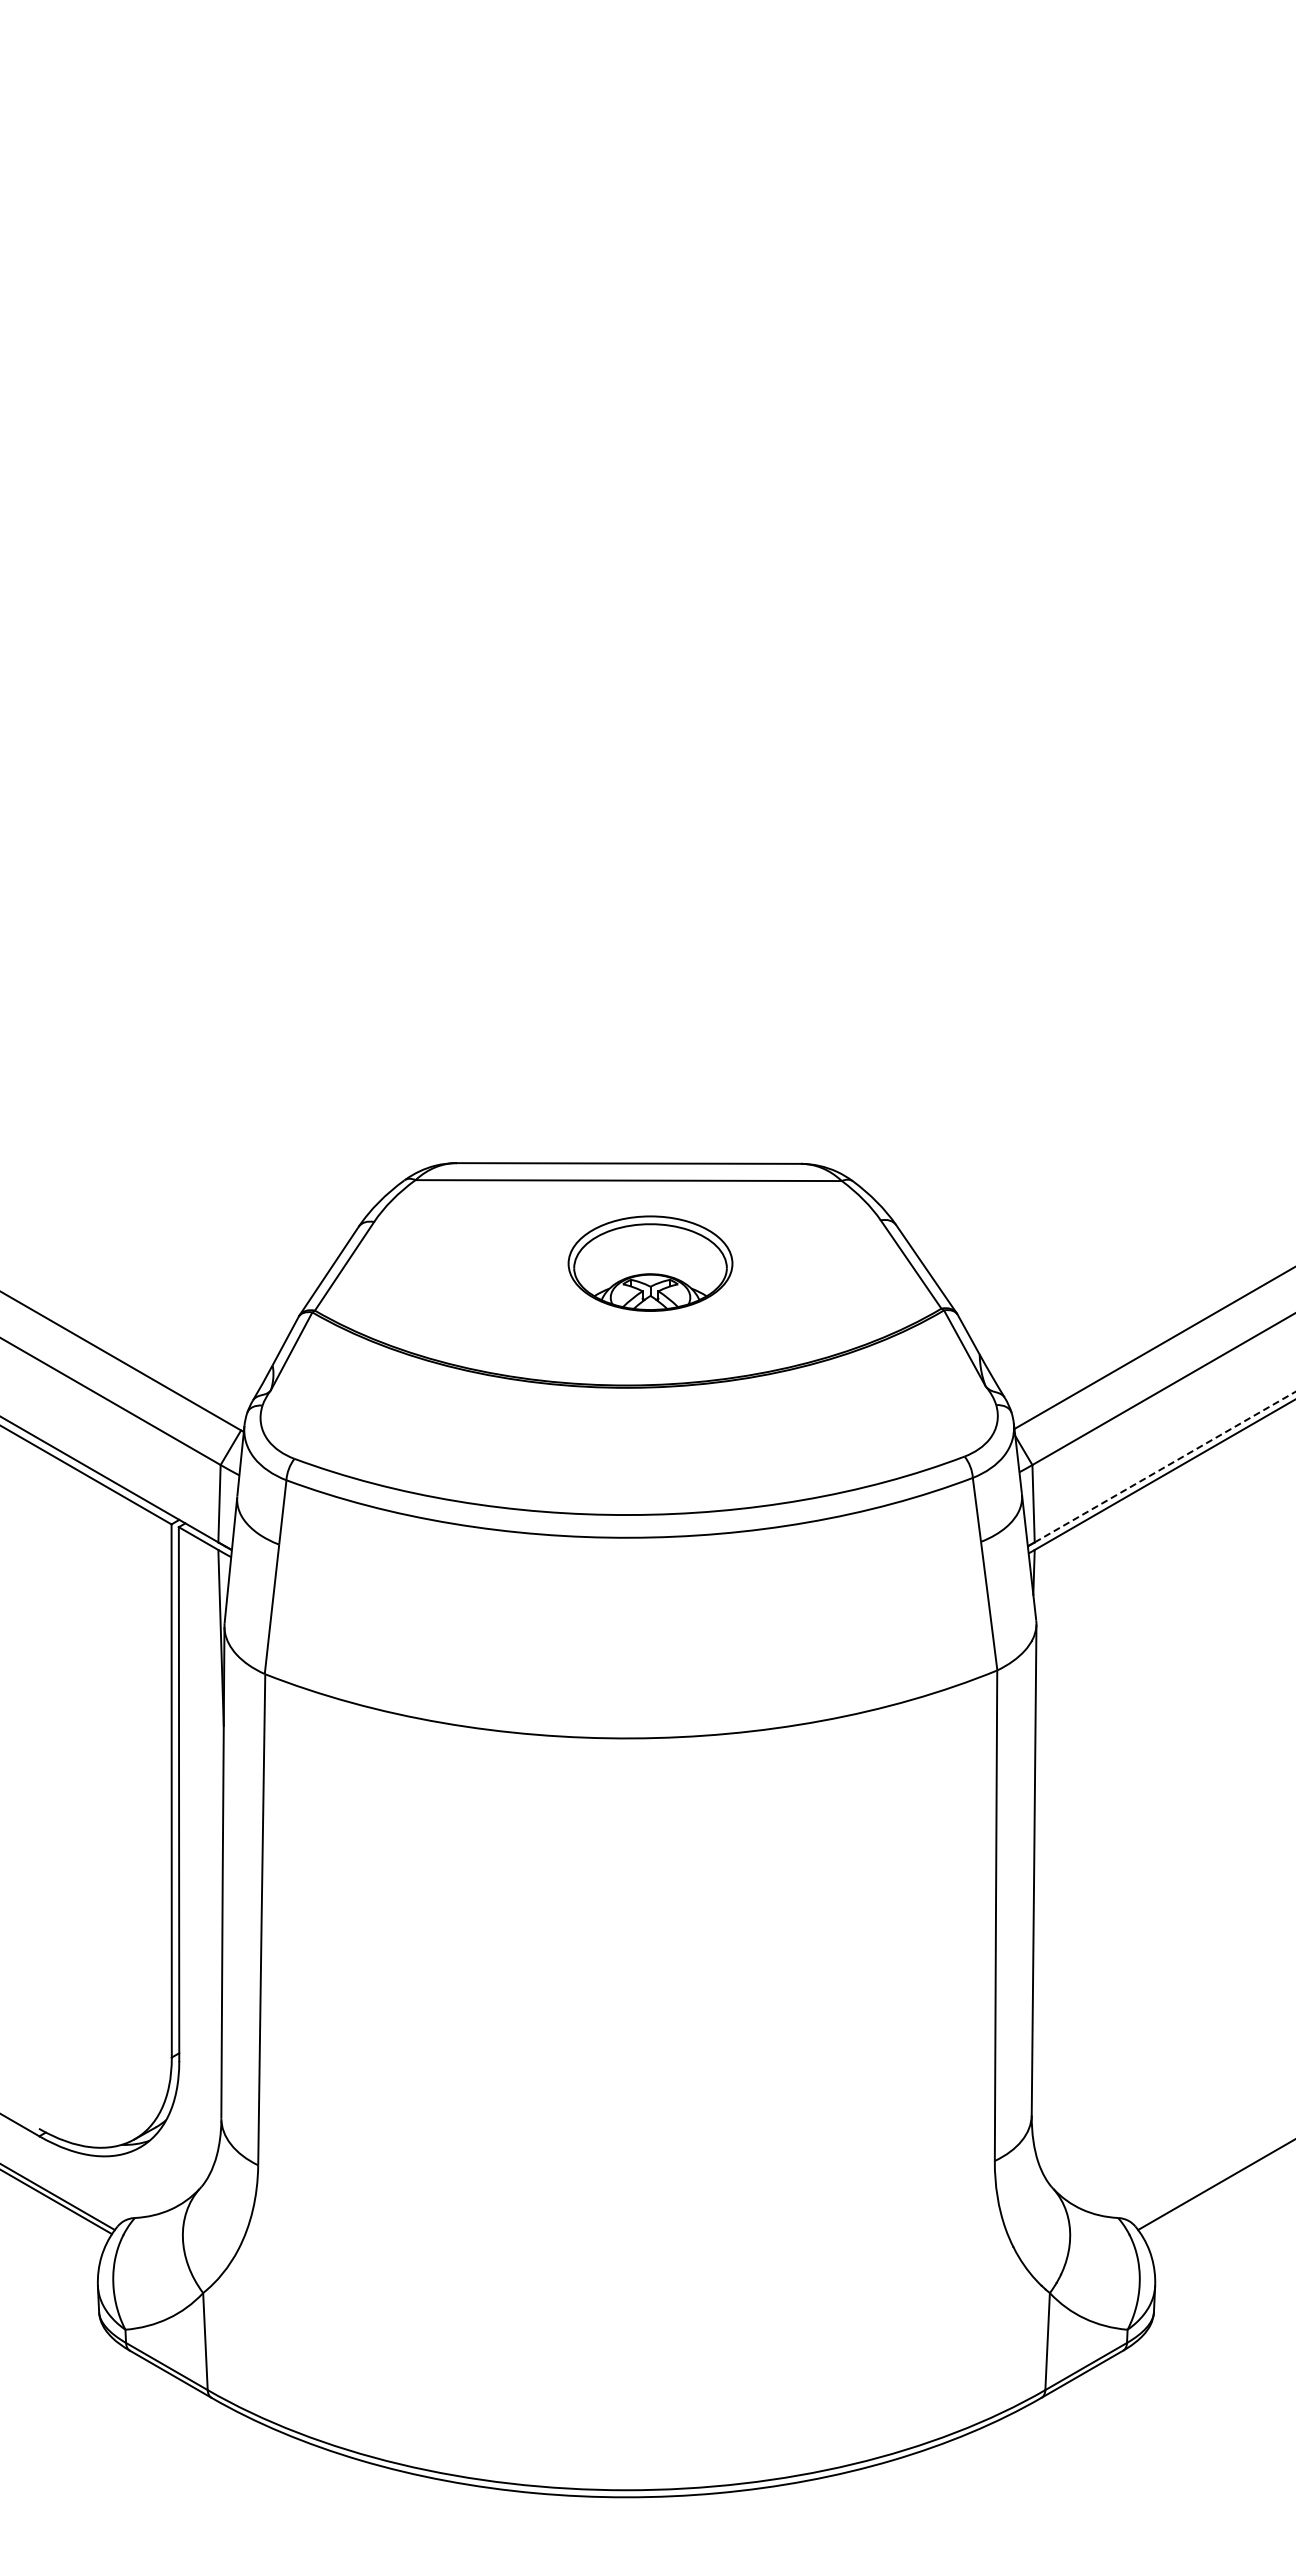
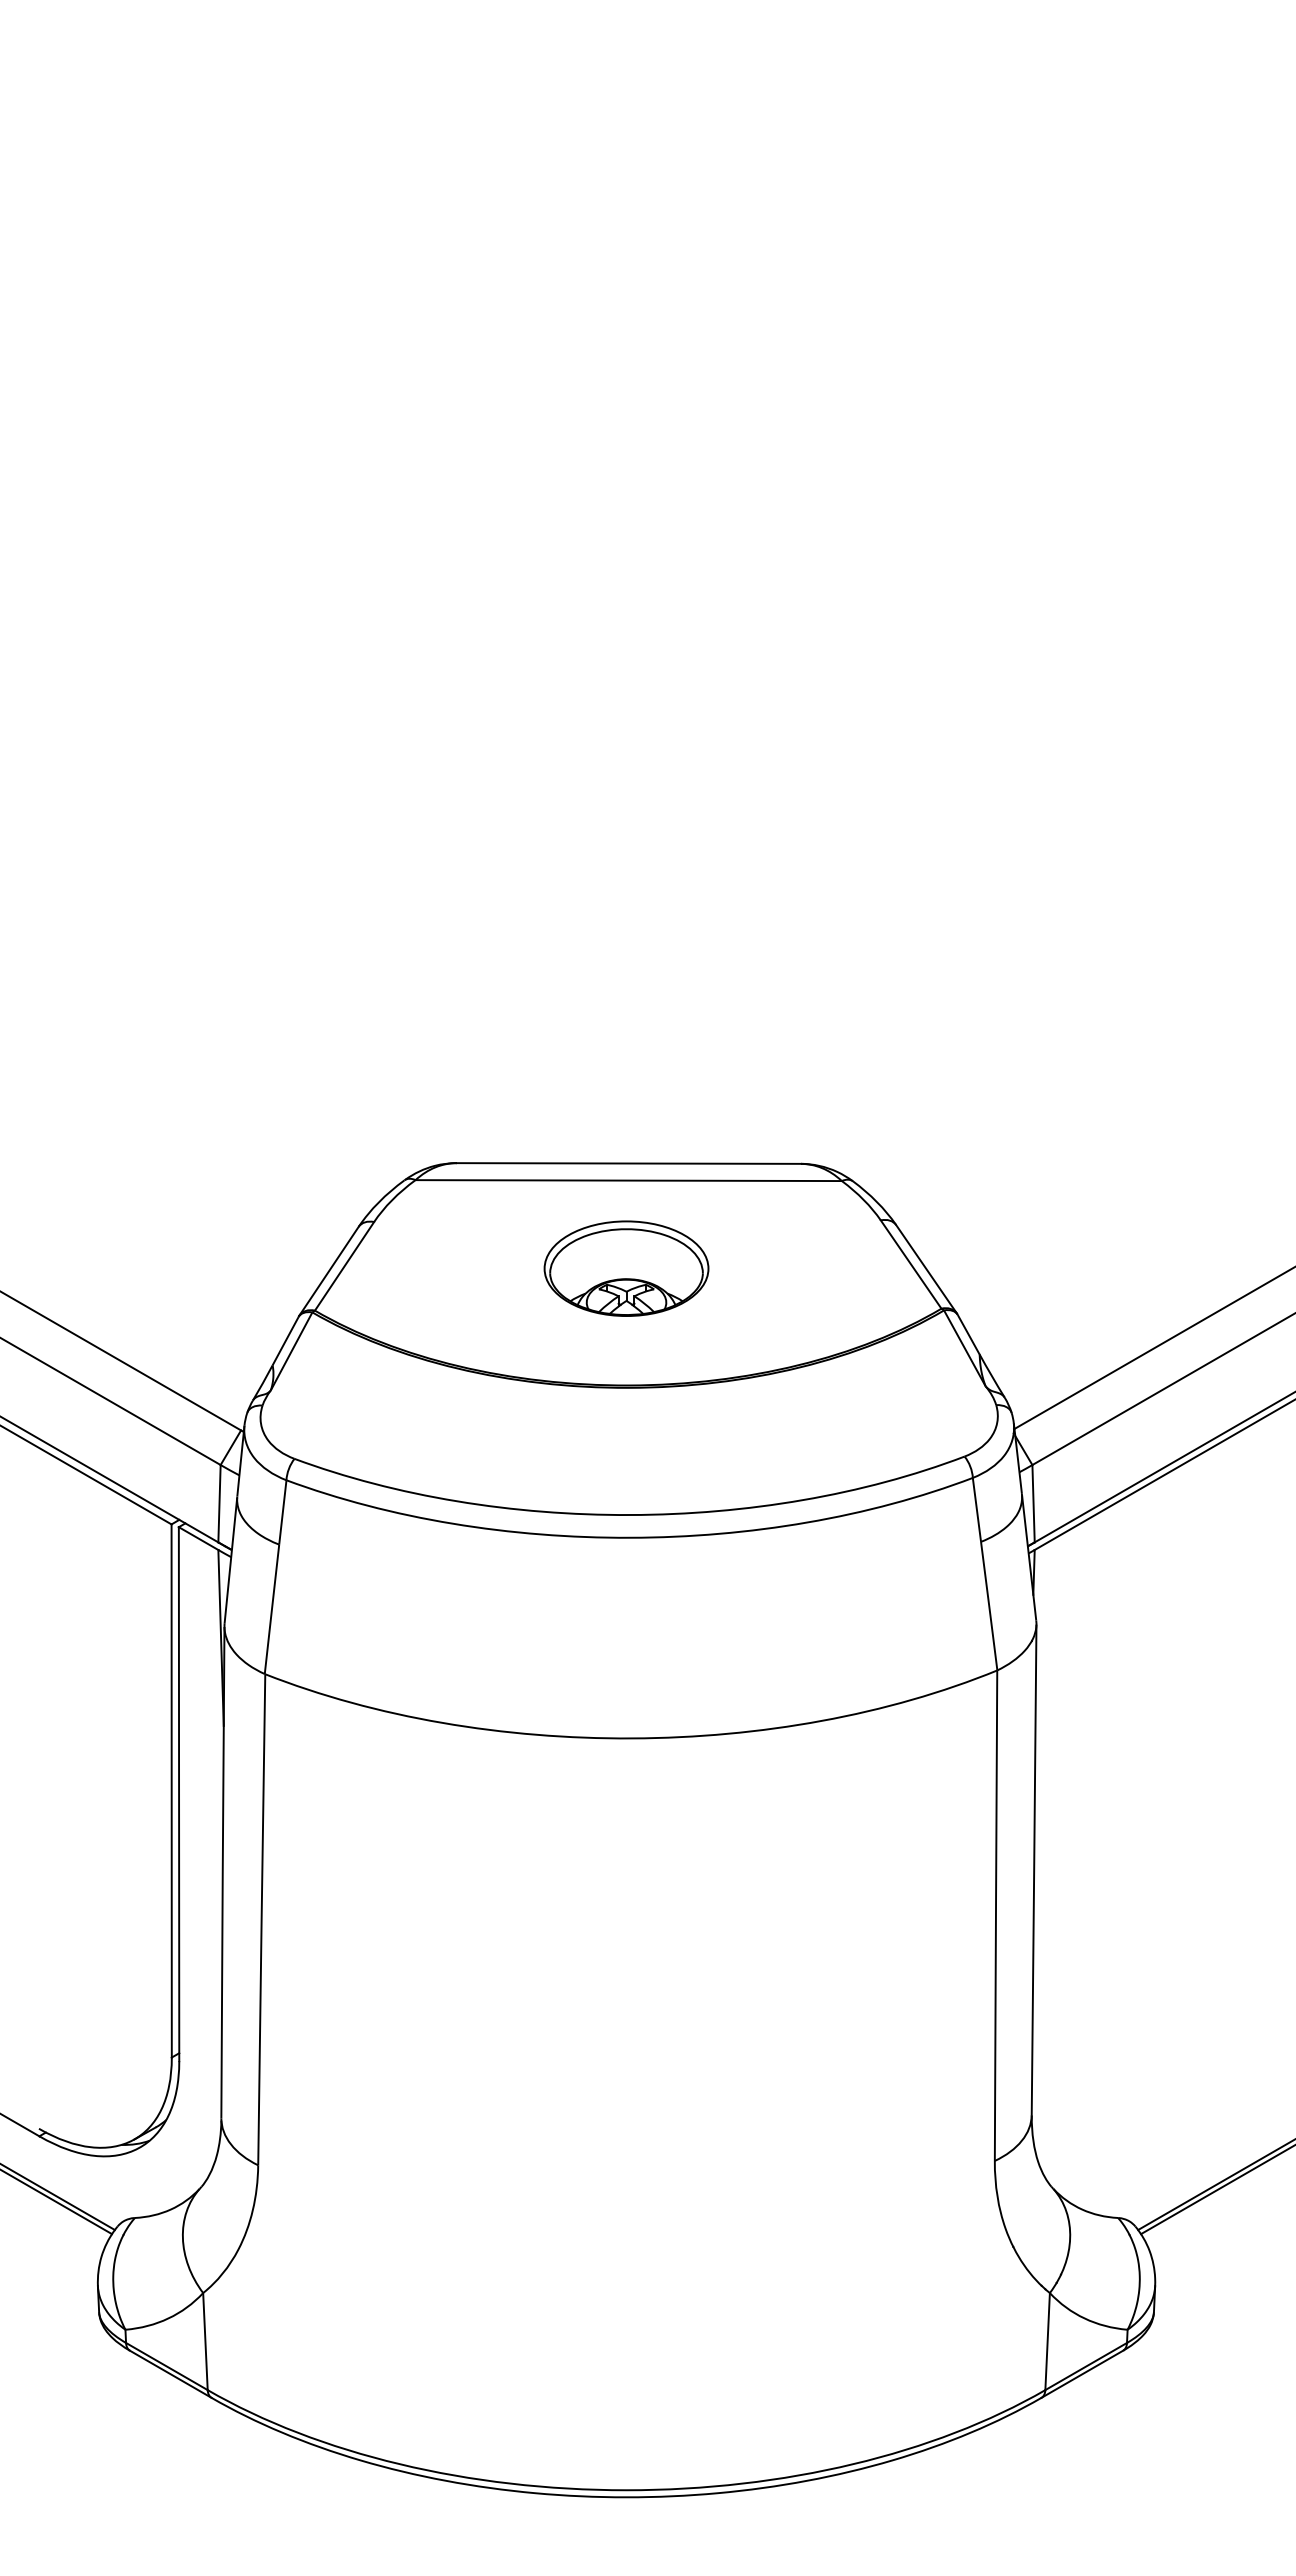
part position: (650, 1263) -> (626, 1268) (626, 1268)
line: dashed -> solid (1165, 1466)
line: none -> present (1216, 2190)
